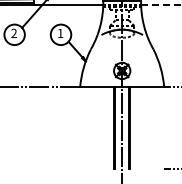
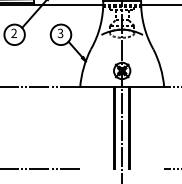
line: dashed -> solid (161, 5)
text: 1 -> 3 (60, 33)
line: none -> present (41, 169)
